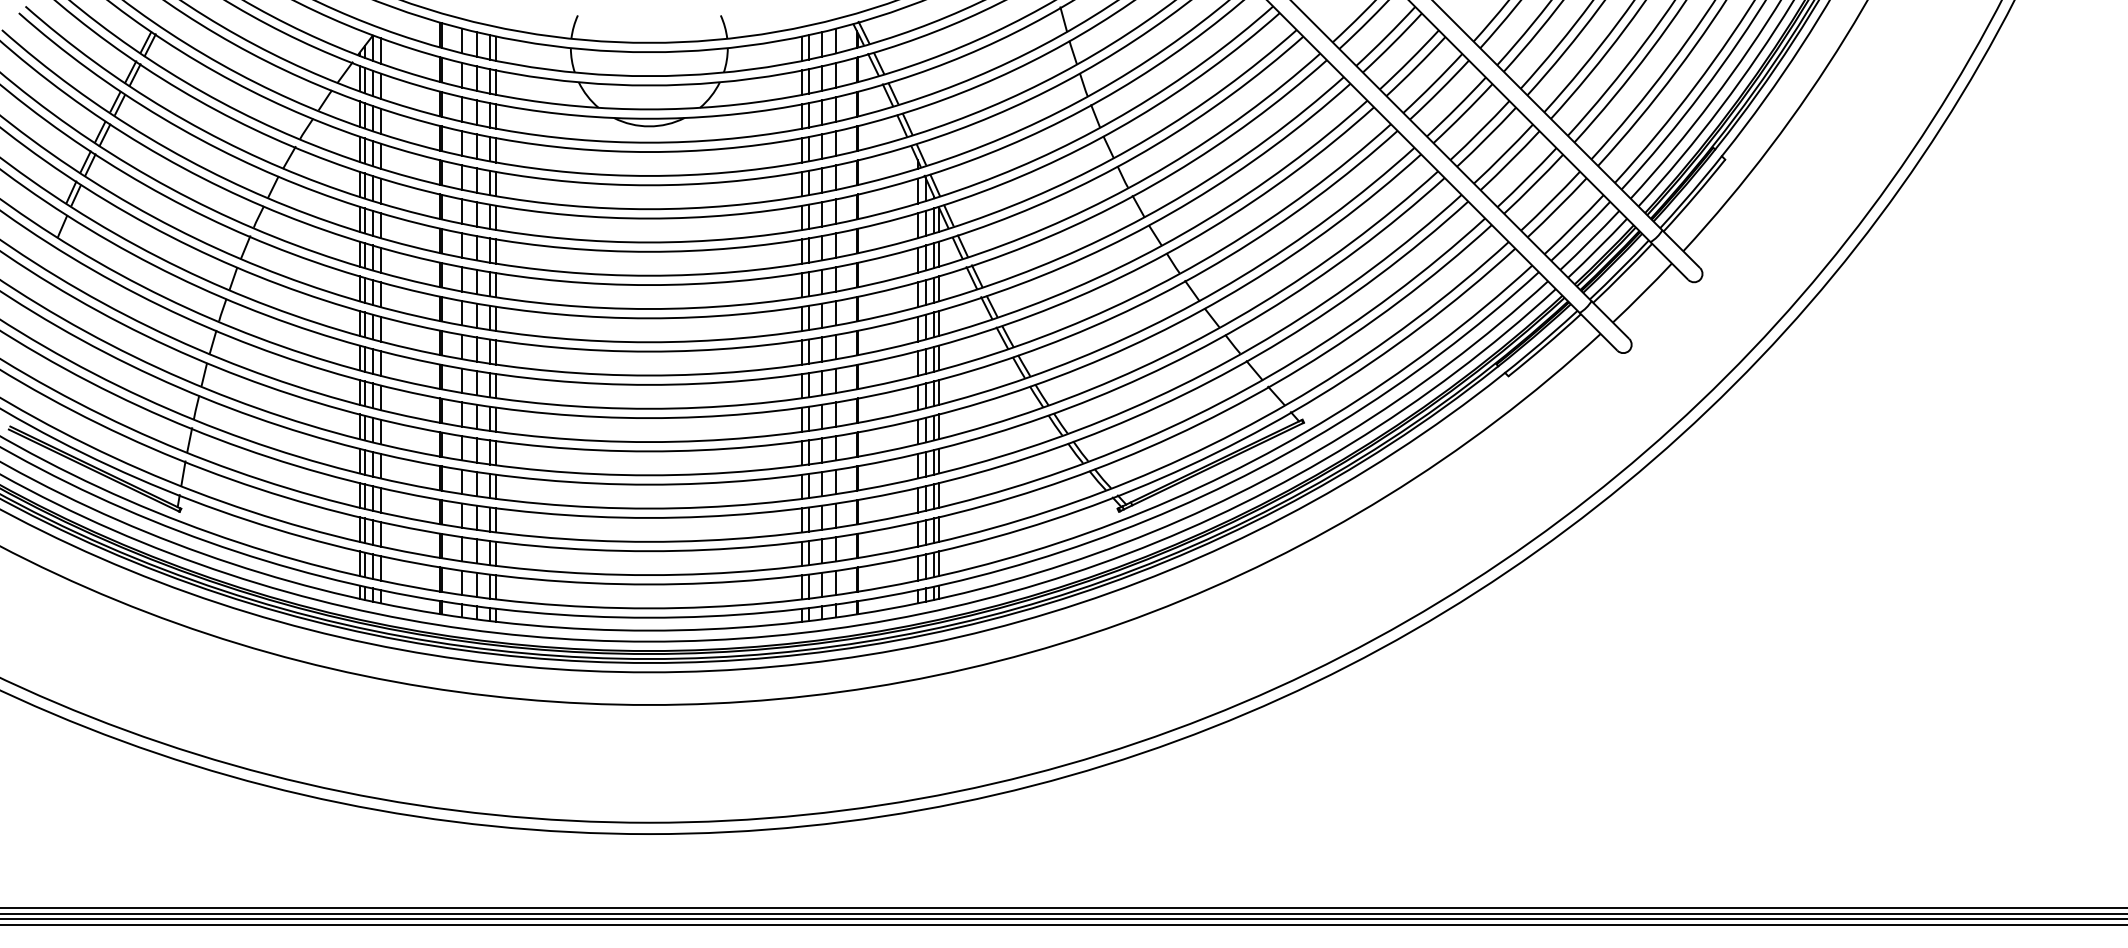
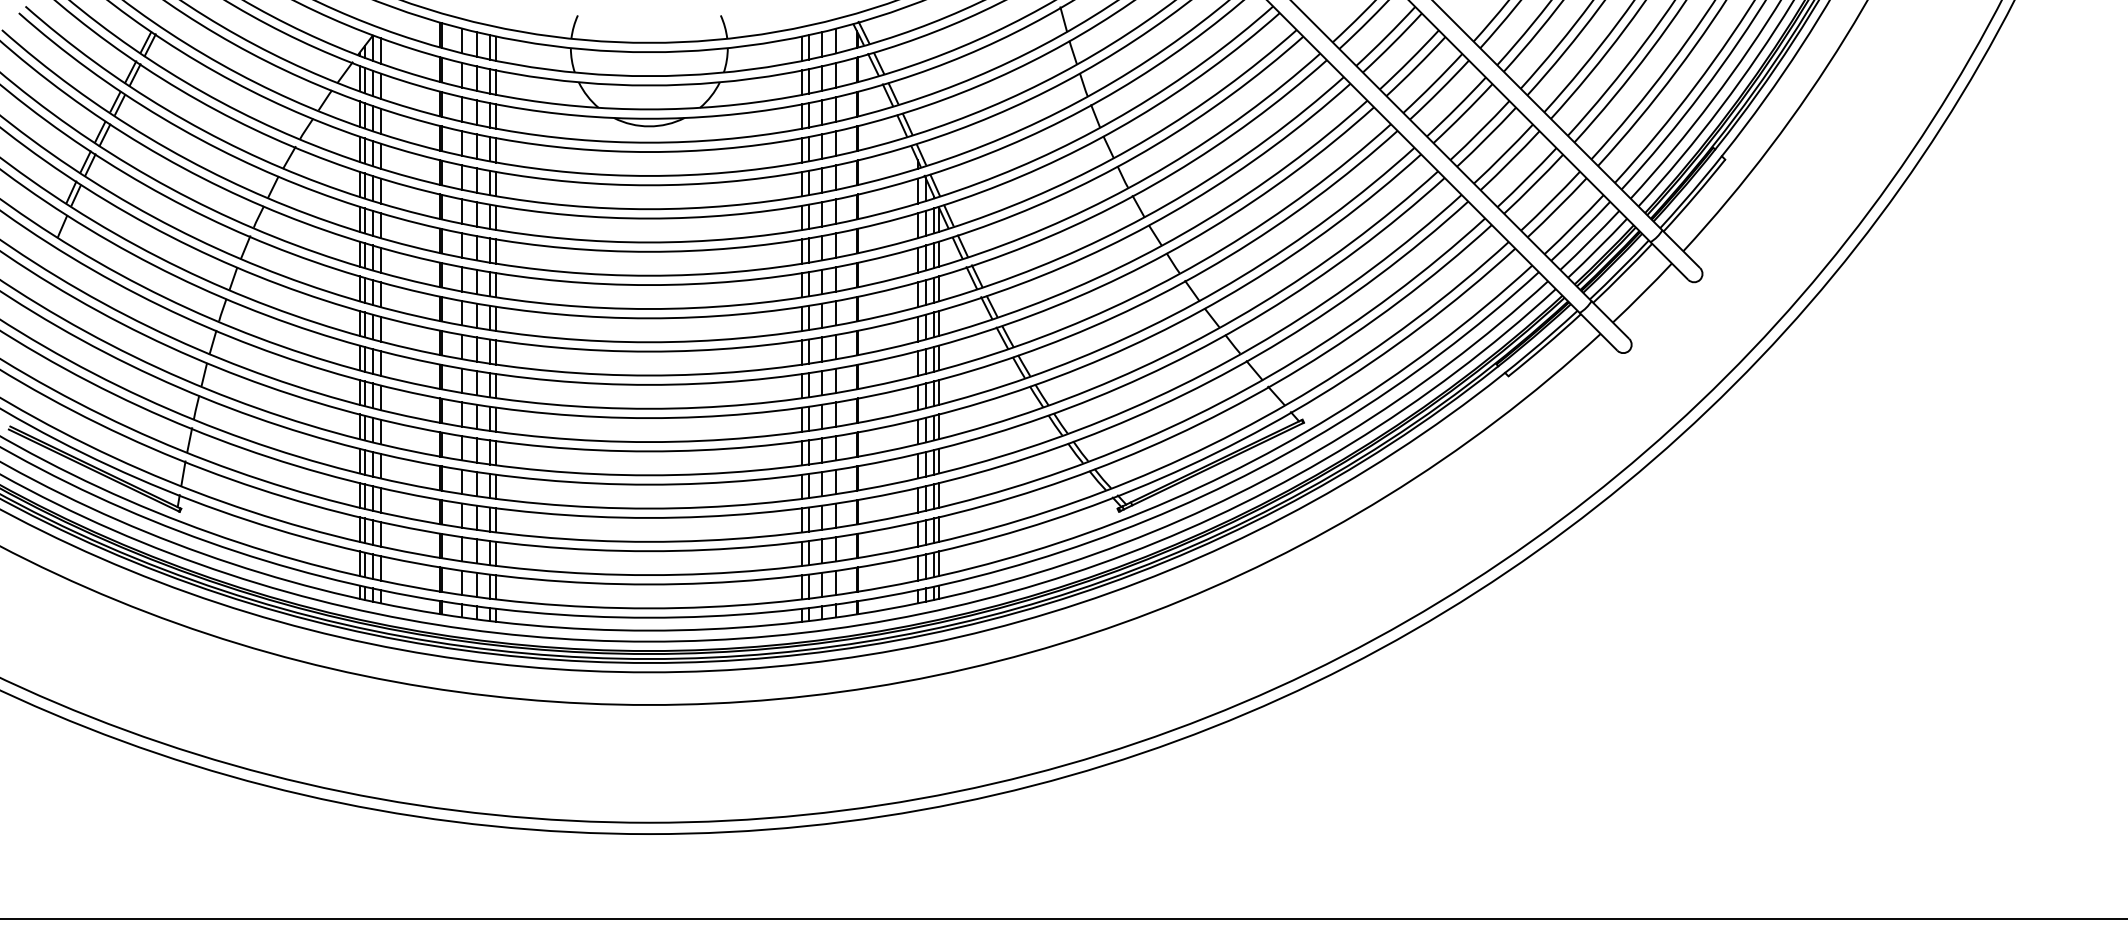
line: present -> none (1063, 907)
line: present -> none (1063, 914)
line: present -> none (1063, 924)
